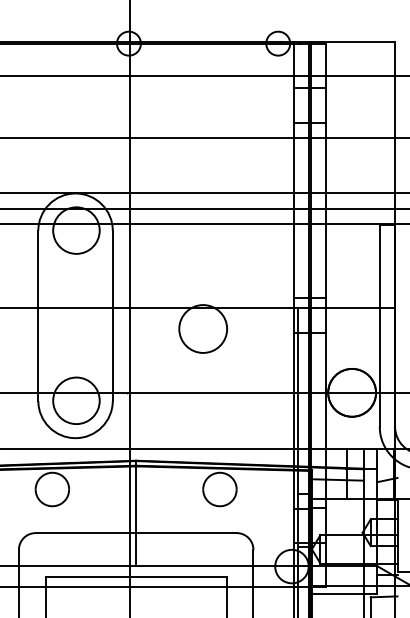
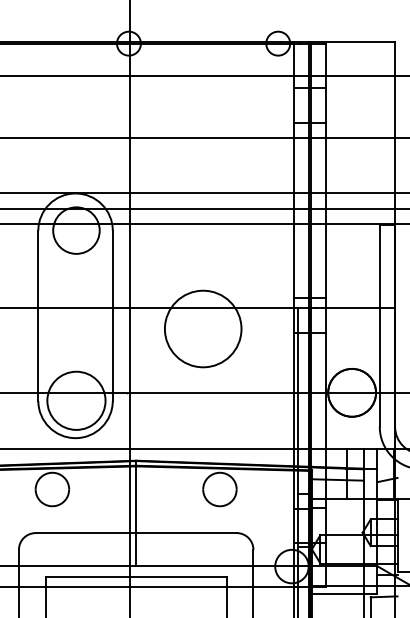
circle diameter: 48 px -> 77 px (202, 328)
circle diameter: 47 px -> 58 px (76, 400)
